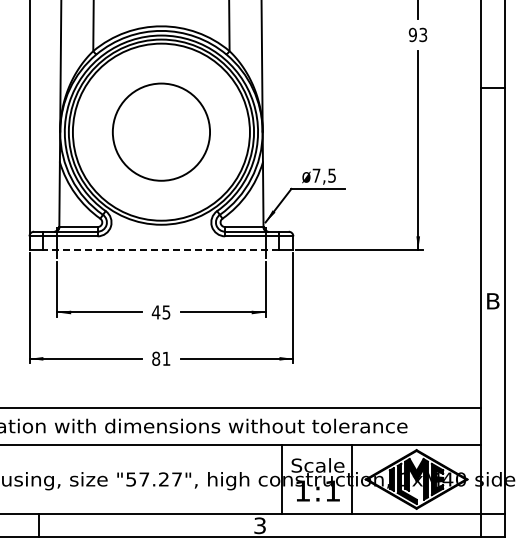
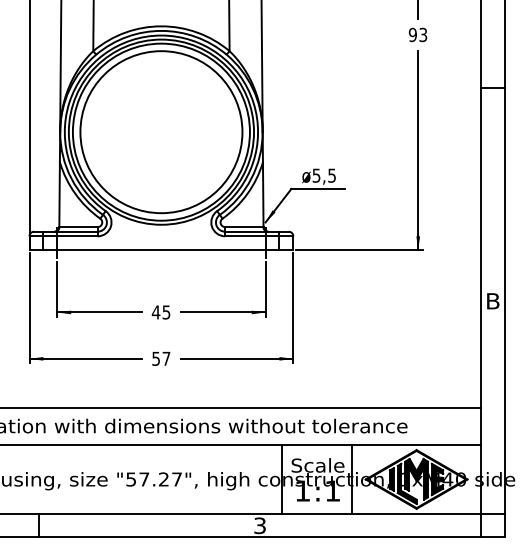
circle diameter: 97 px -> 162 px (161, 132)
text: ø7,5 -> ø5,5 (316, 175)
line: dashed -> solid (160, 250)
text: 81 -> 57 (161, 358)
